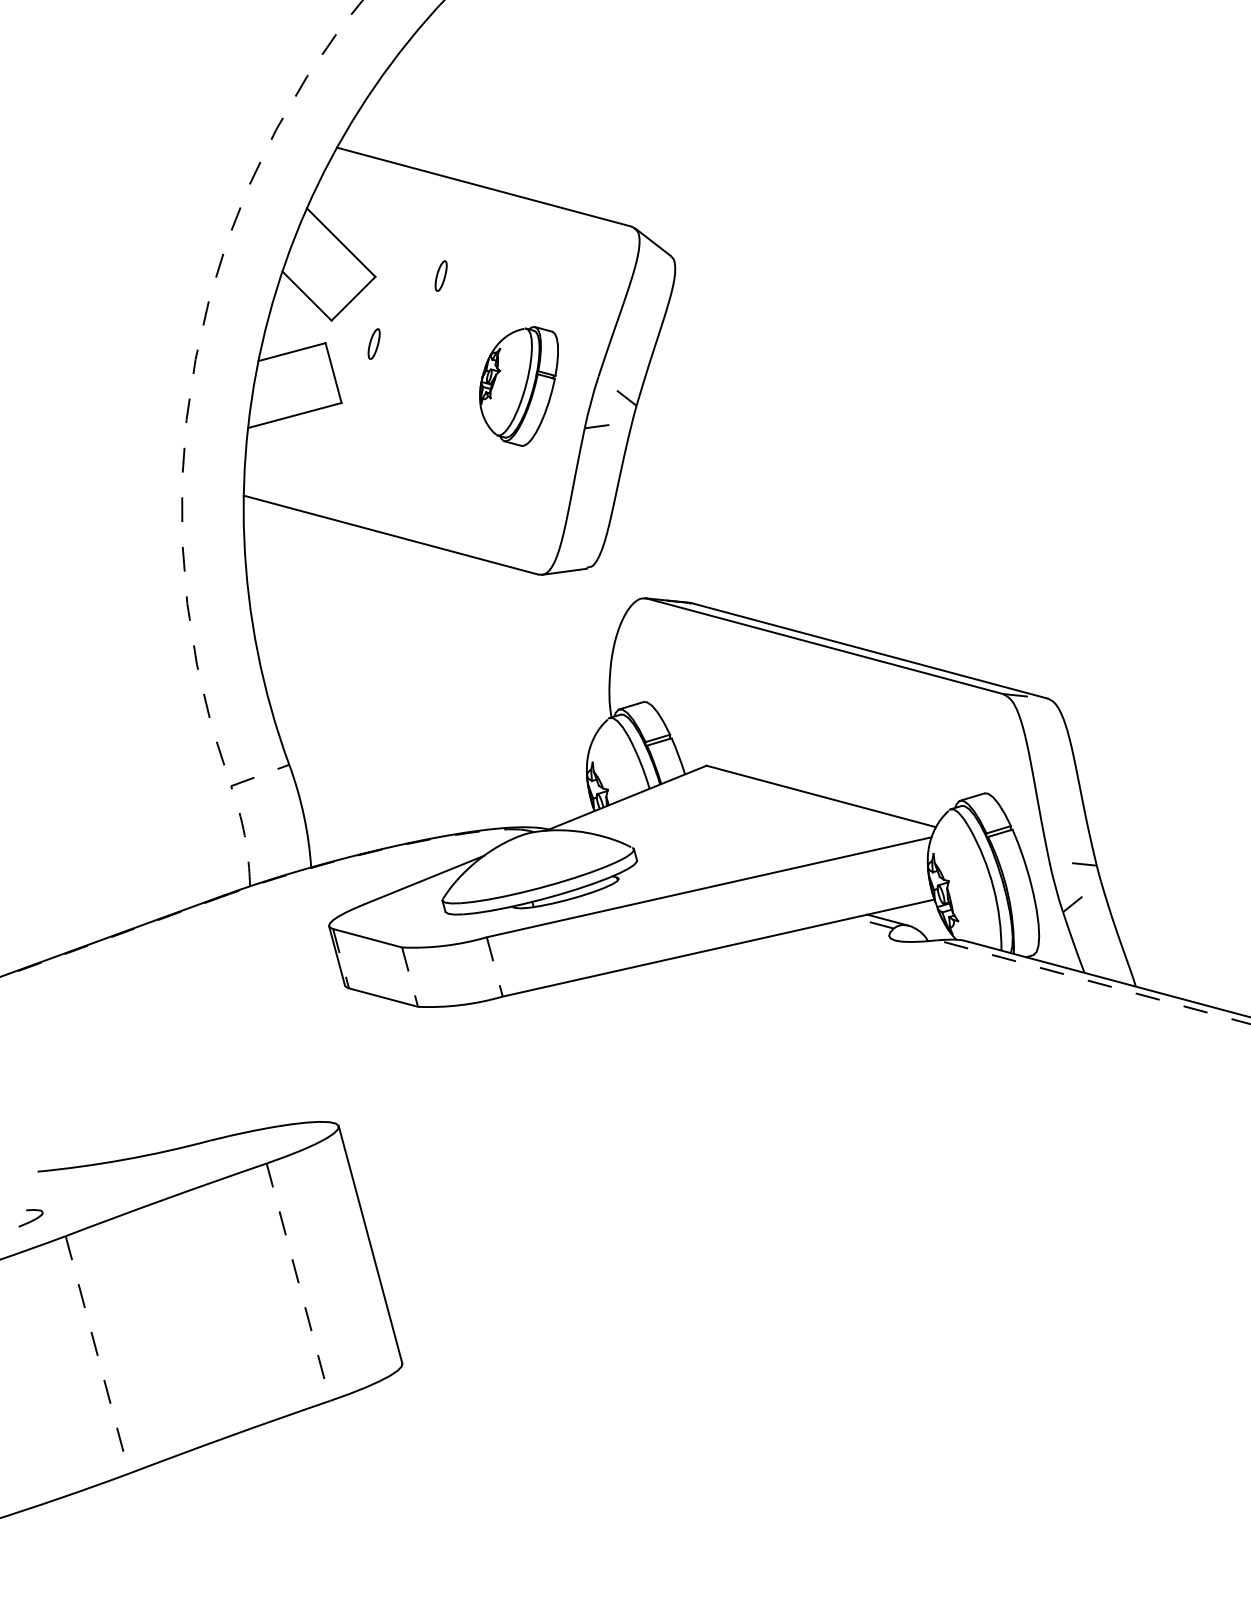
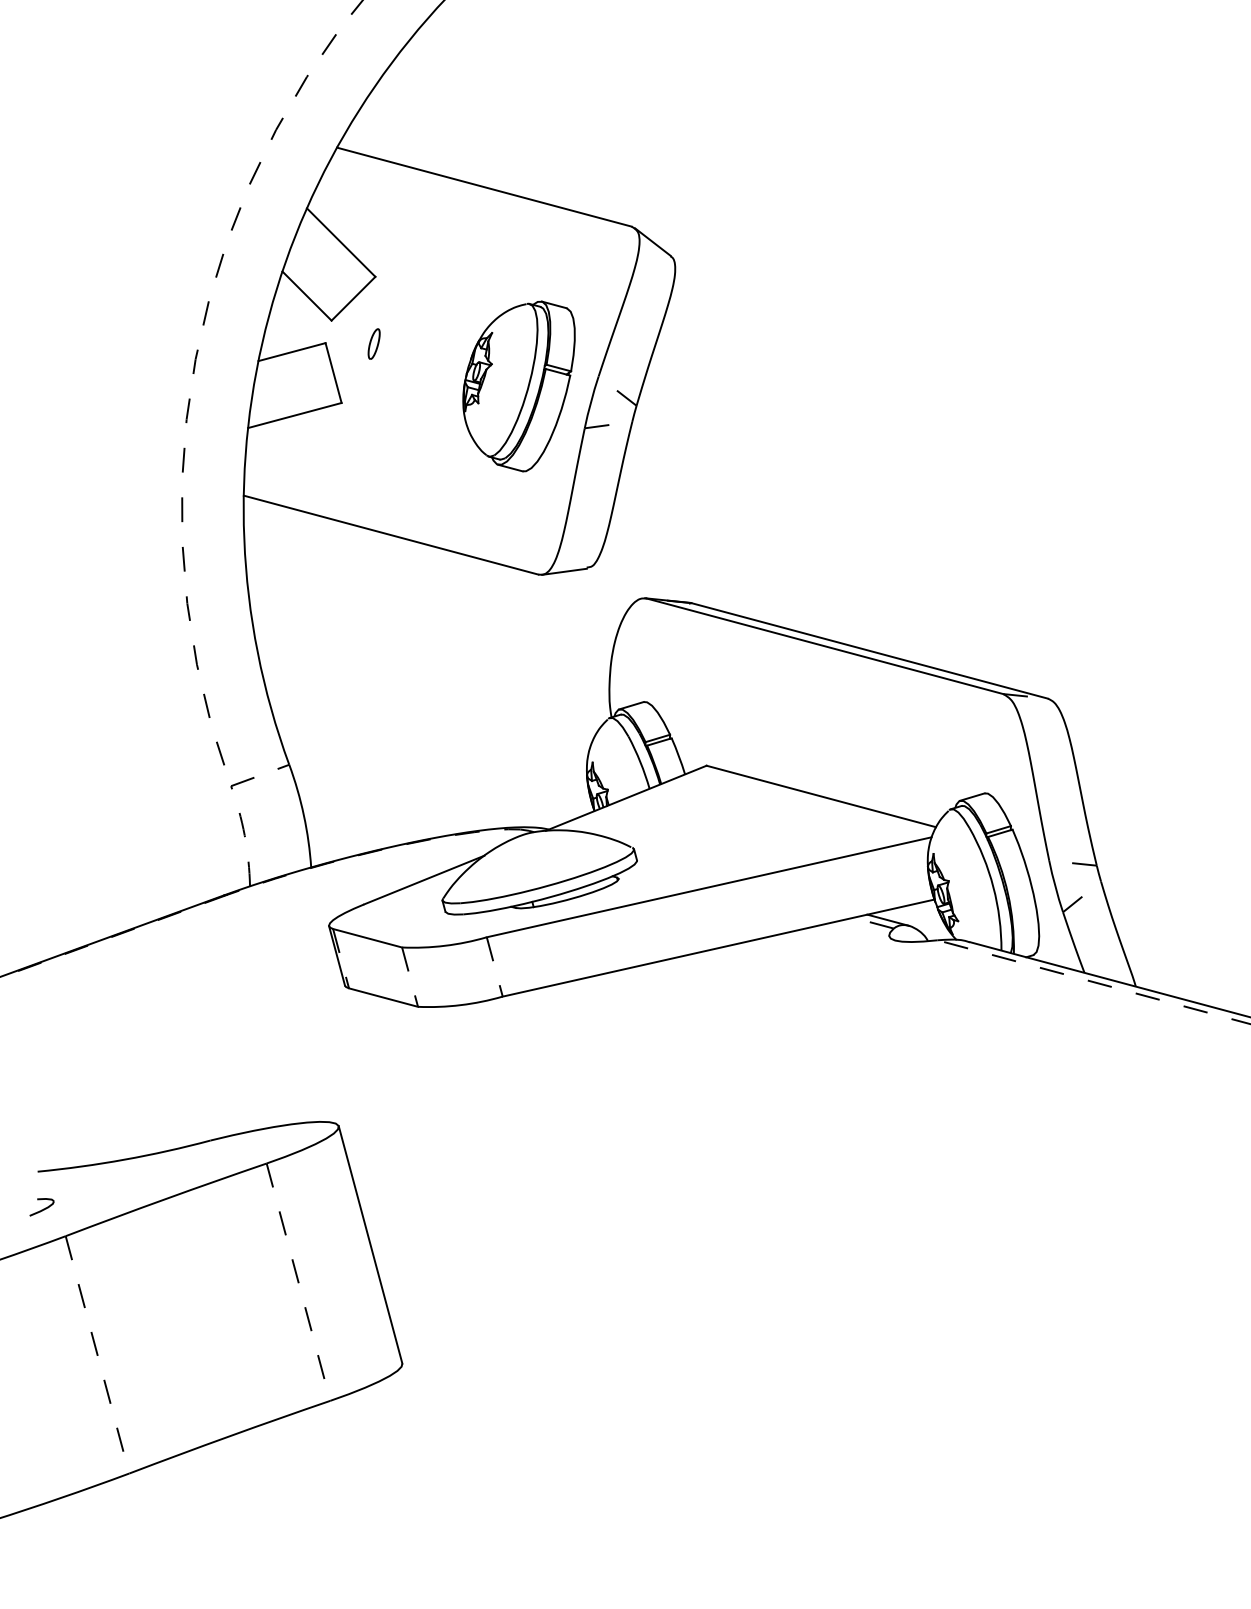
part: present -> none (440, 275)
part size: 80x121 px -> 114x173 px (518, 386)
part position: (30, 1218) -> (41, 1207) (41, 1207)
